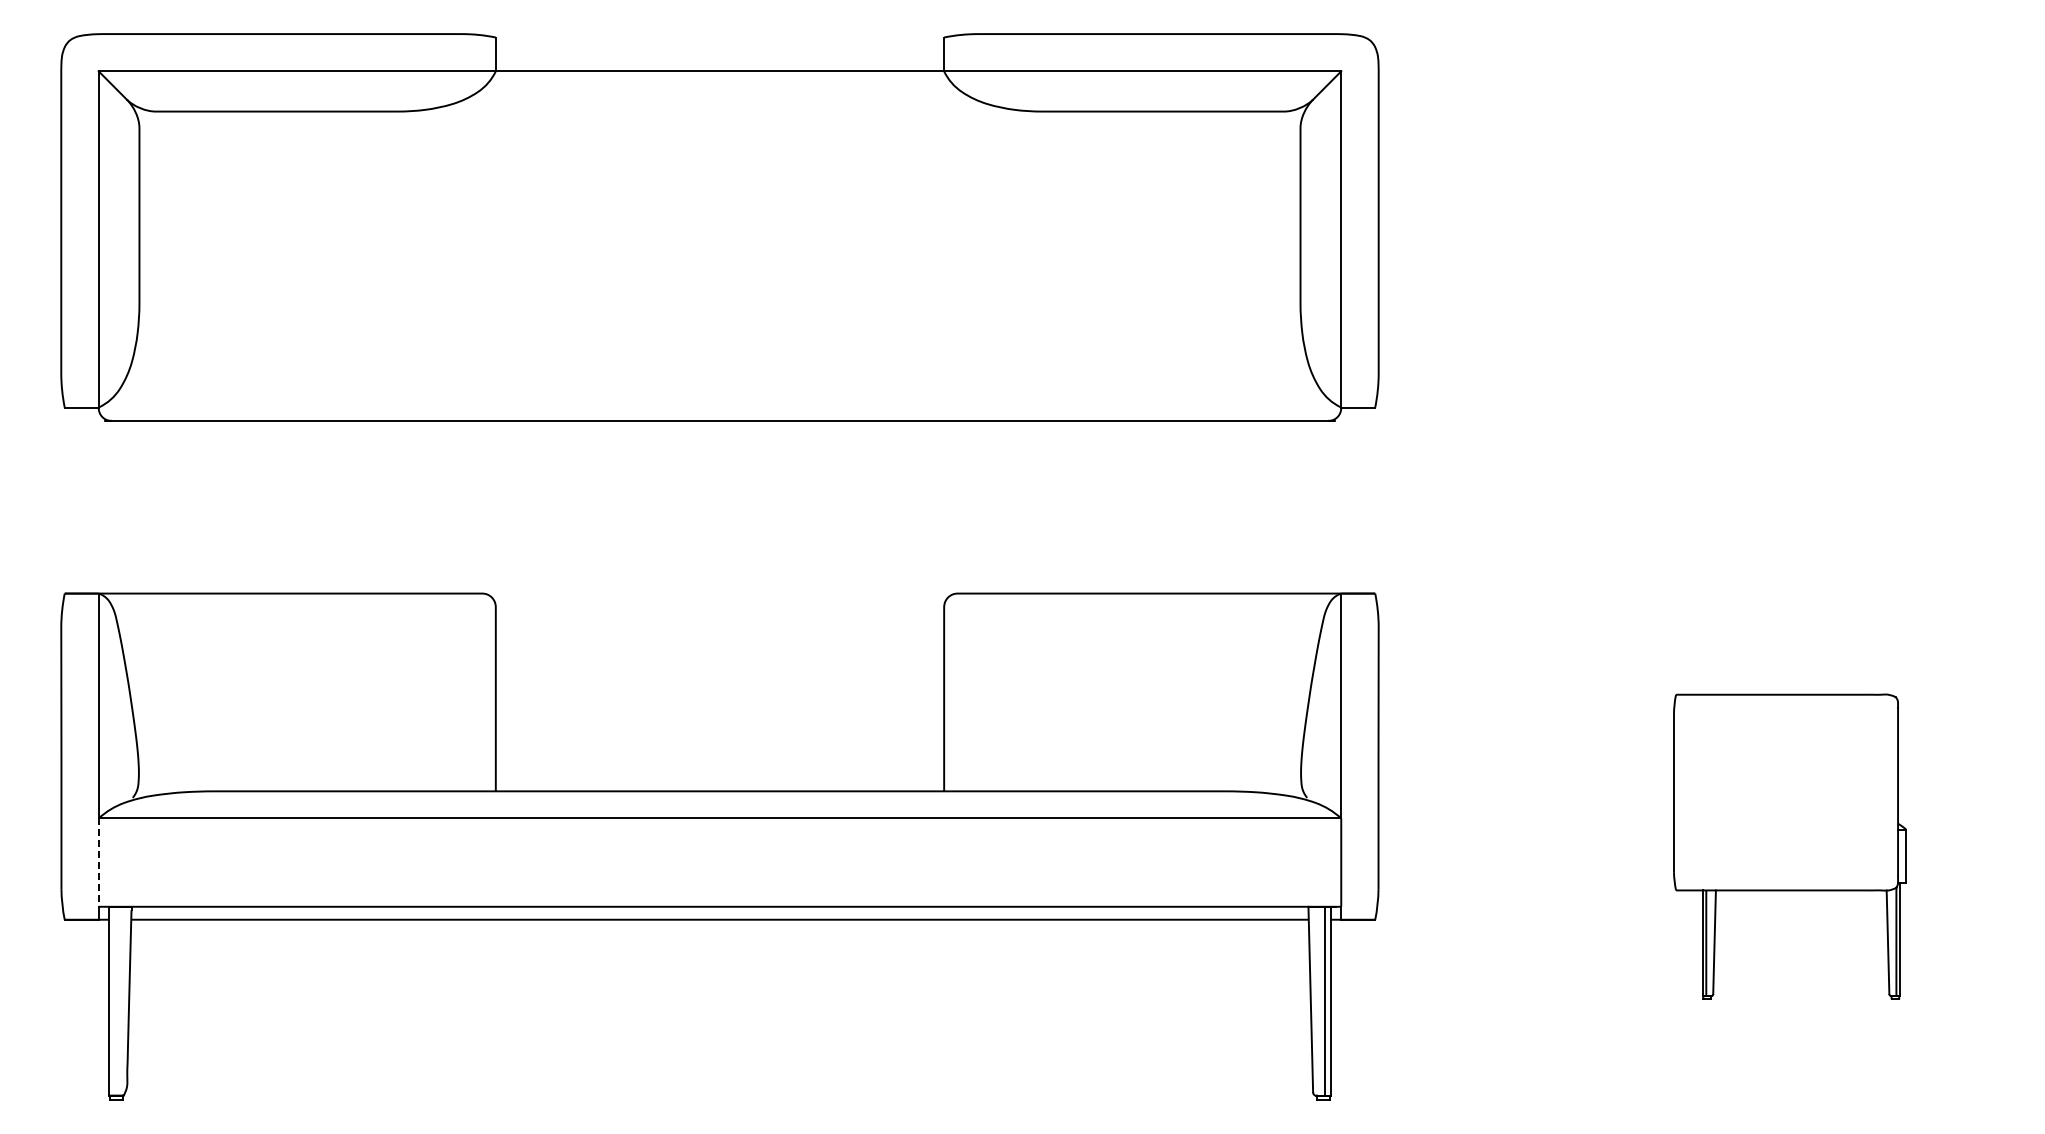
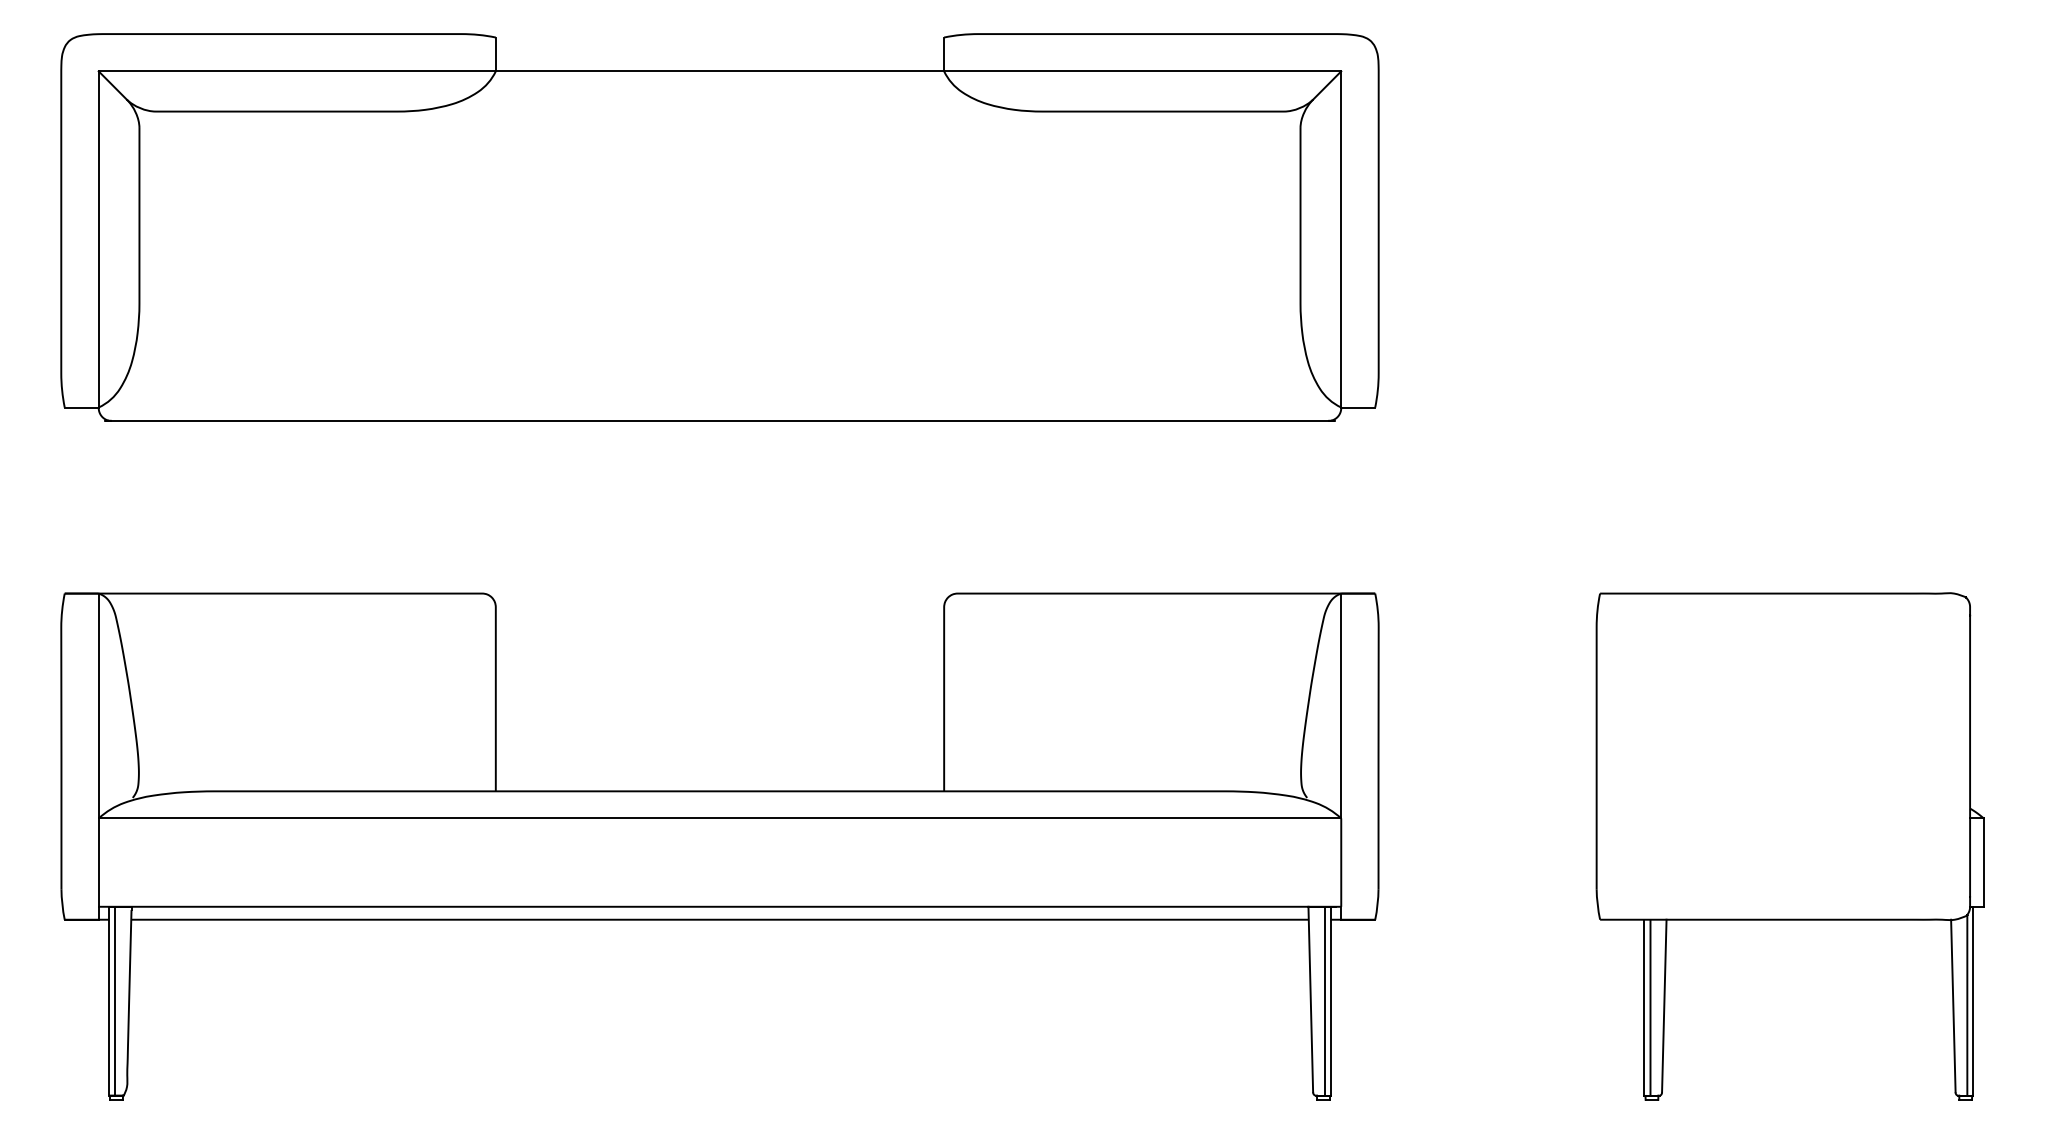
part size: 234x307 px -> 390x509 px (1789, 846)
line: dashed -> solid (98, 863)
line: none -> present (115, 1000)
